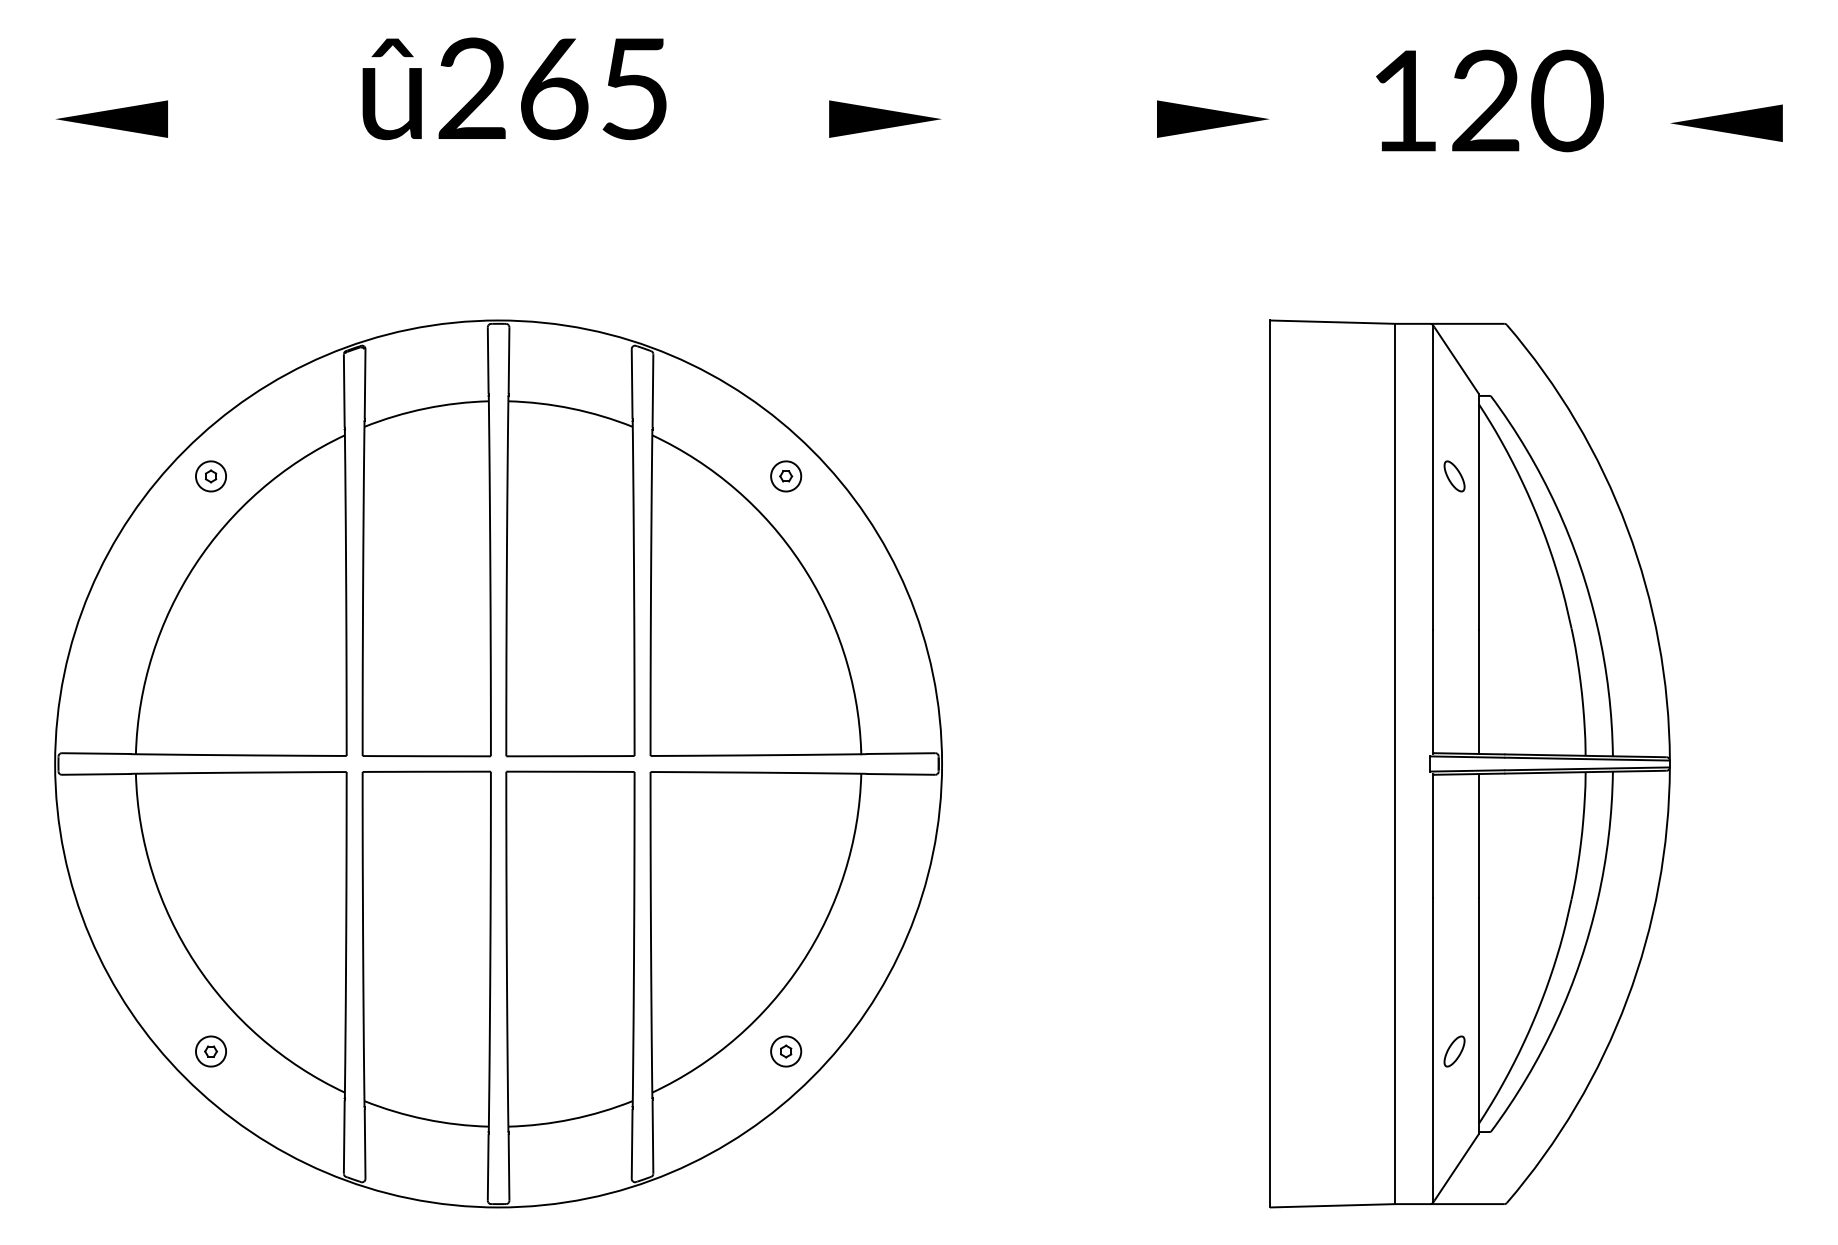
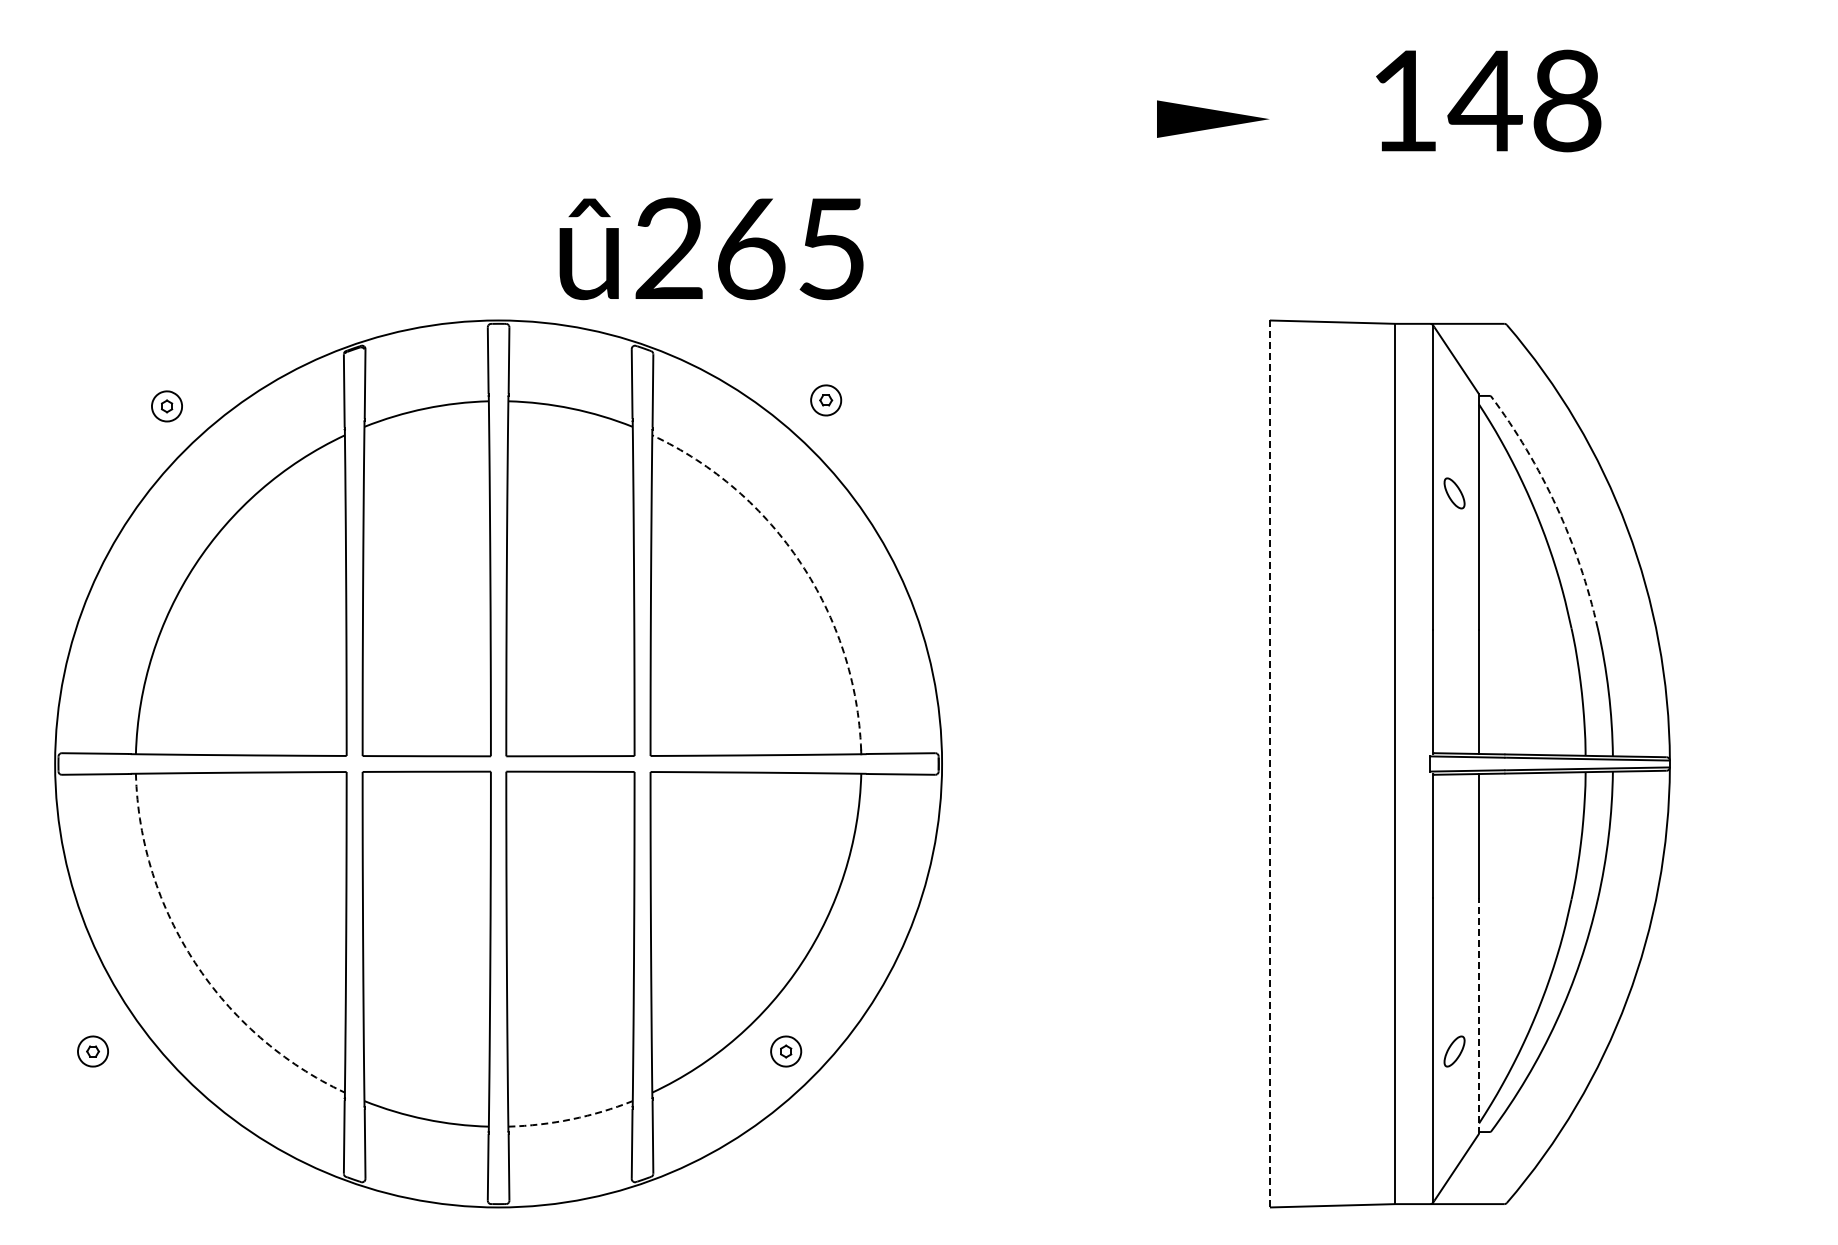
text position: (514, 88) -> (711, 248) (711, 248)
text: 120 -> 148 (1525, 100)
part: present -> none (111, 118)
part: present -> none (885, 118)
part: present -> none (1726, 122)
part position: (210, 476) -> (166, 406) (166, 406)
part position: (786, 476) -> (826, 400) (826, 400)
part position: (1454, 476) -> (1454, 493) (1454, 493)
arc: solid -> dashed (1556, 506)
arc: solid -> dashed (801, 563)
line: solid -> dashed (1269, 763)
arc: solid -> dashed (195, 962)
line: solid -> dashed (1479, 1015)
part position: (210, 1051) -> (92, 1051) (92, 1051)
arc: solid -> dashed (571, 1119)
